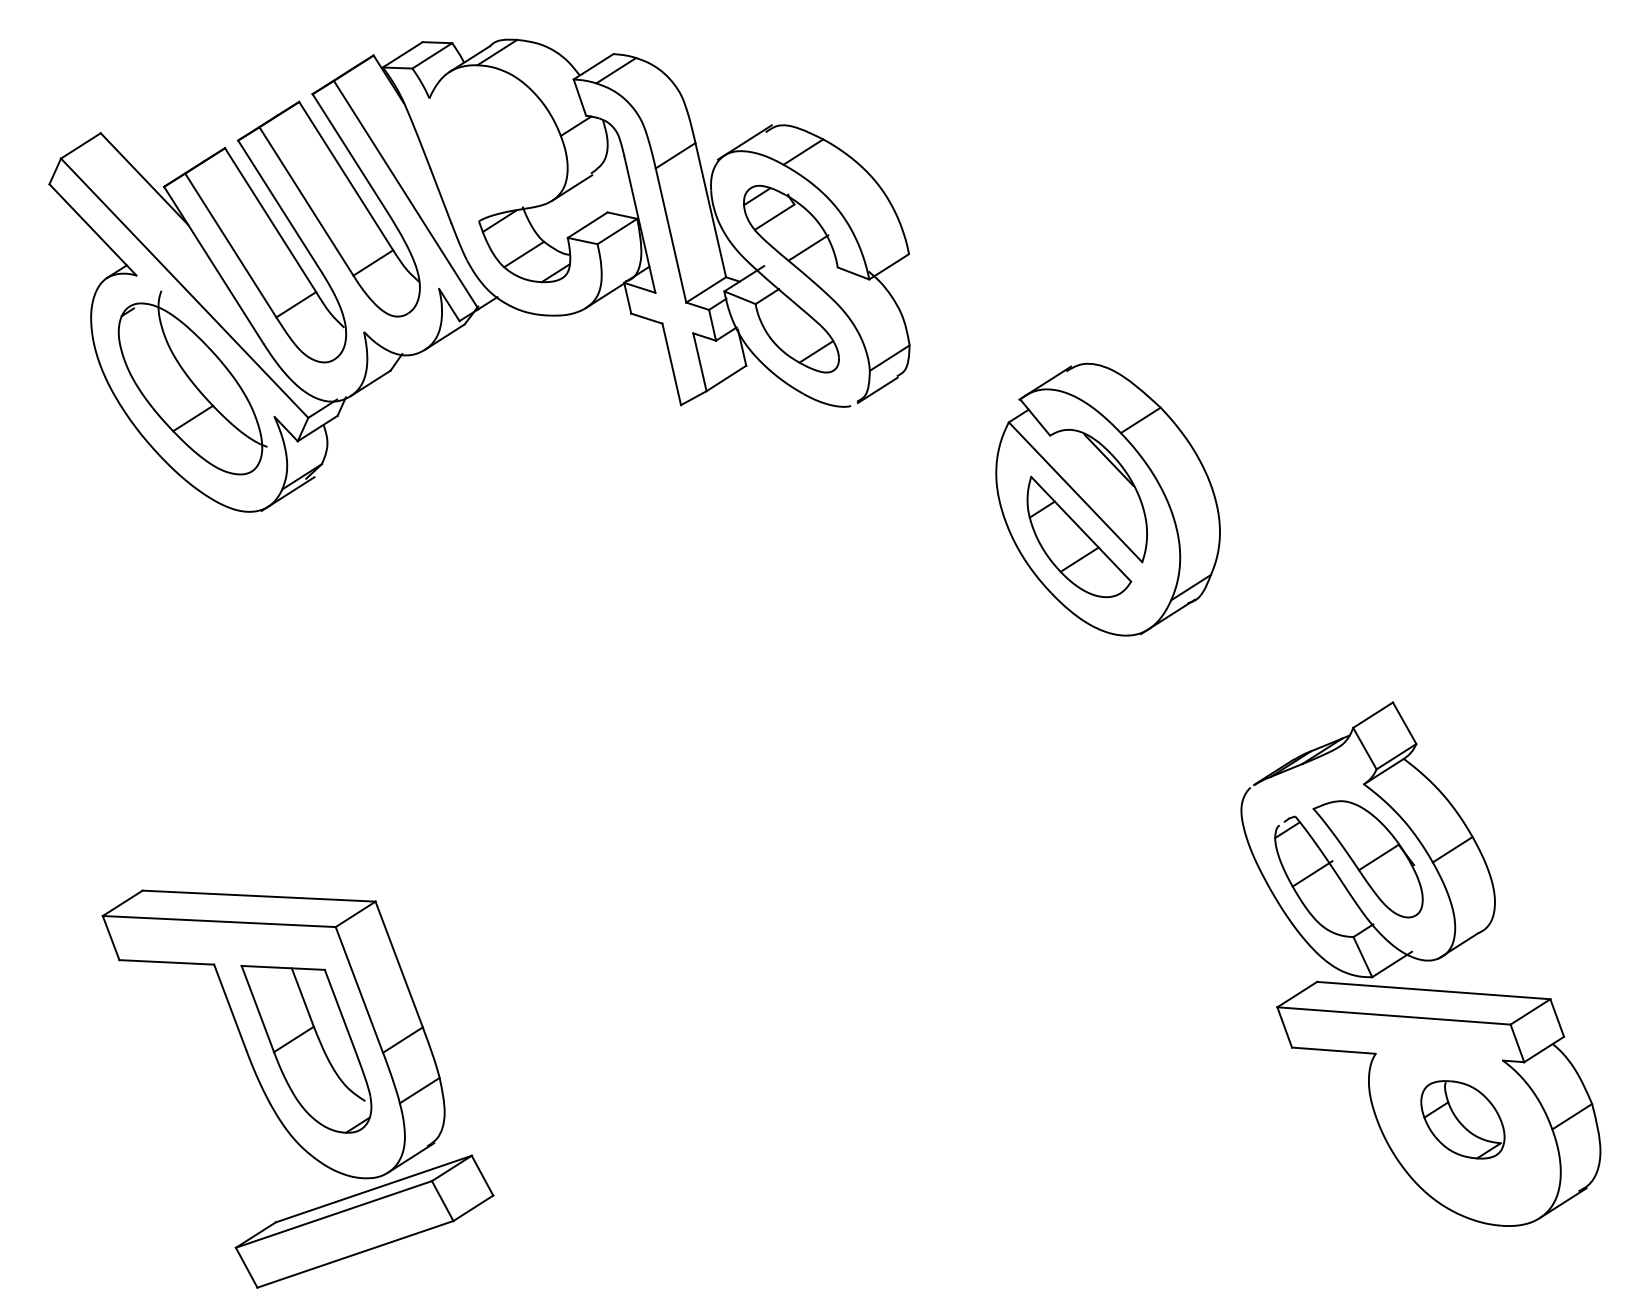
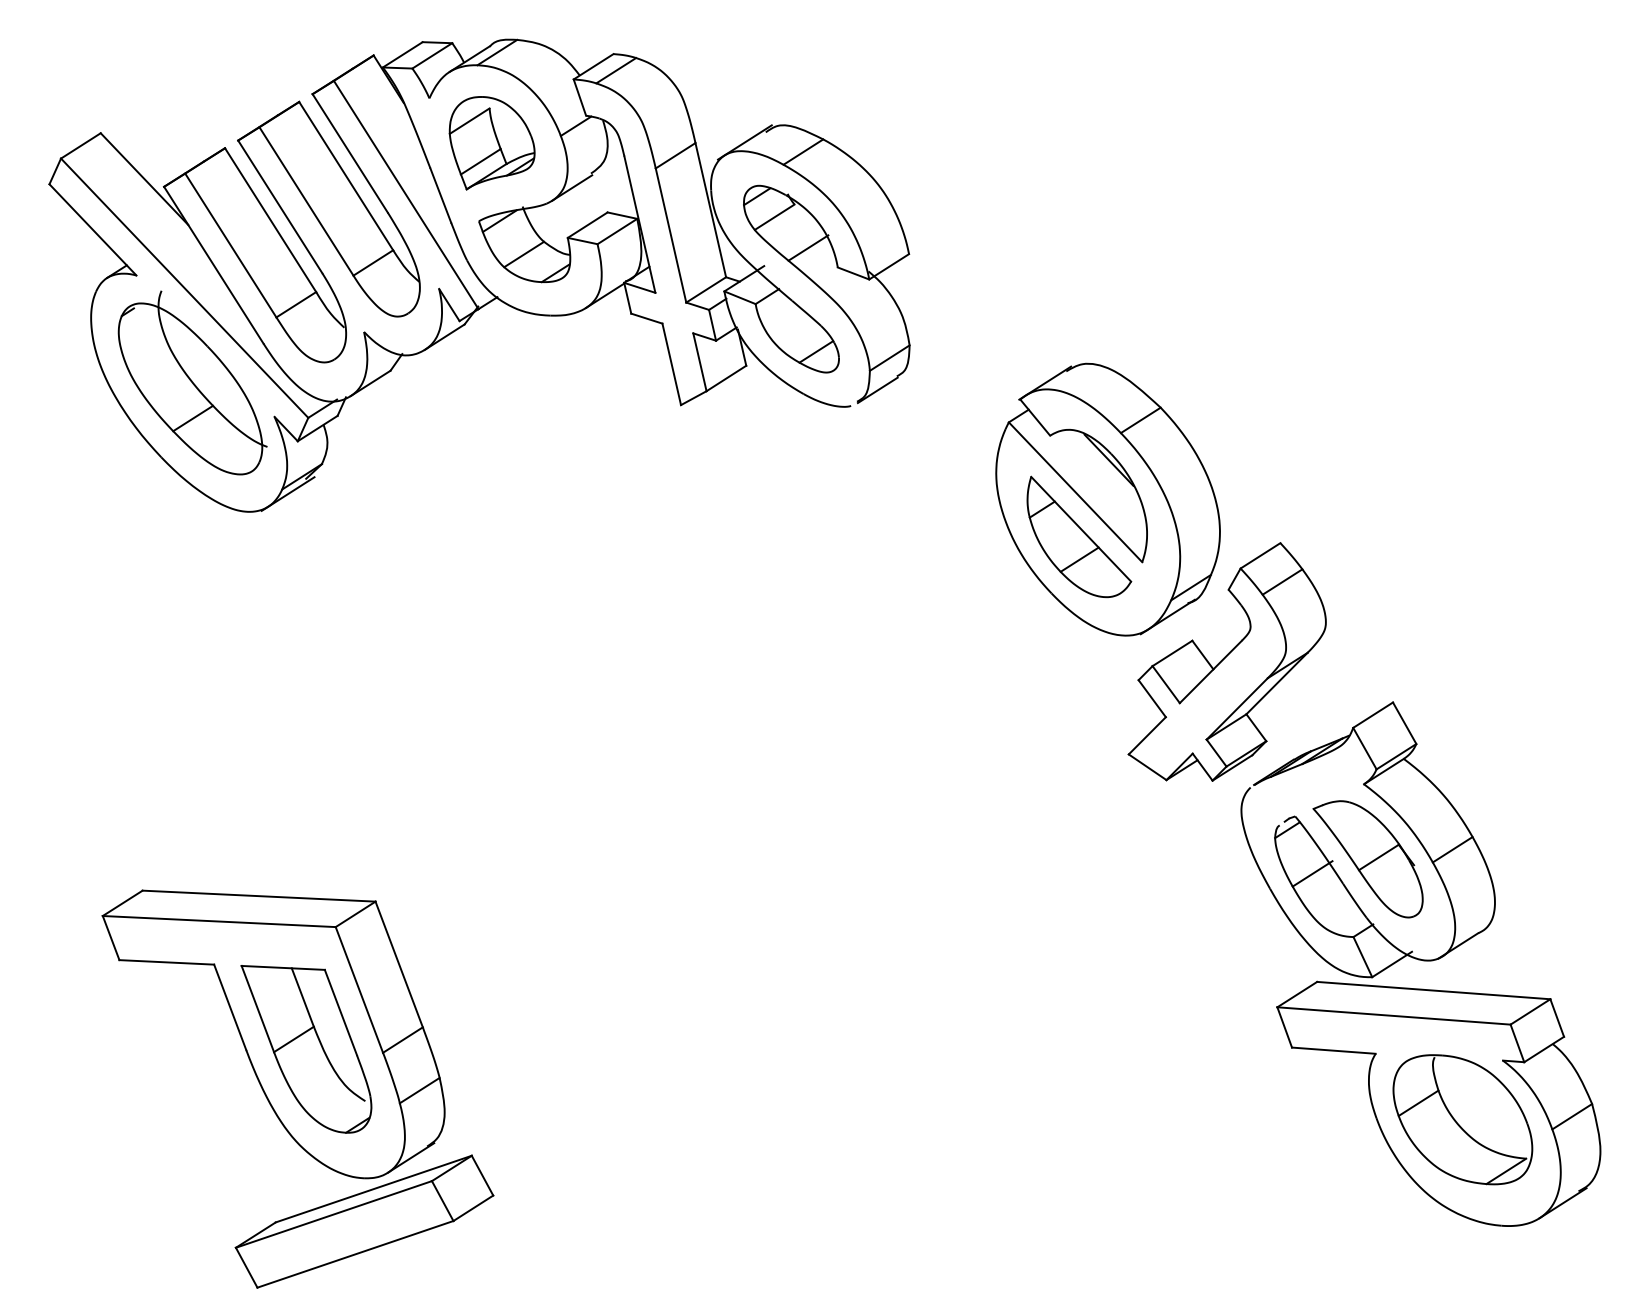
part: none -> present (491, 143)
part: none -> present (1226, 661)
part size: 86x80 px -> 142x132 px (1462, 1119)
